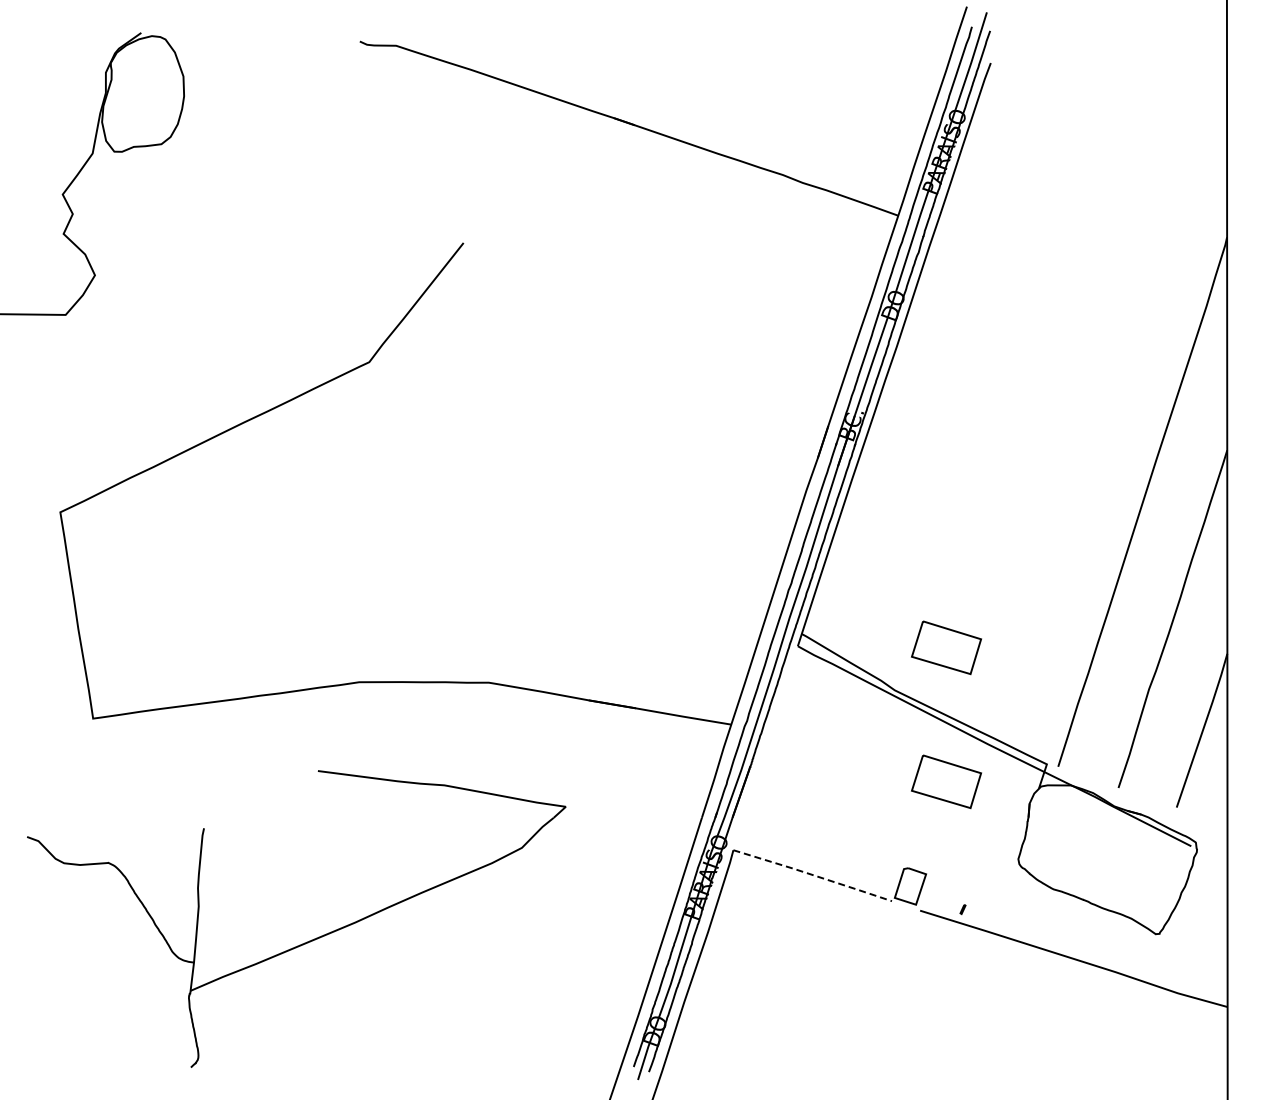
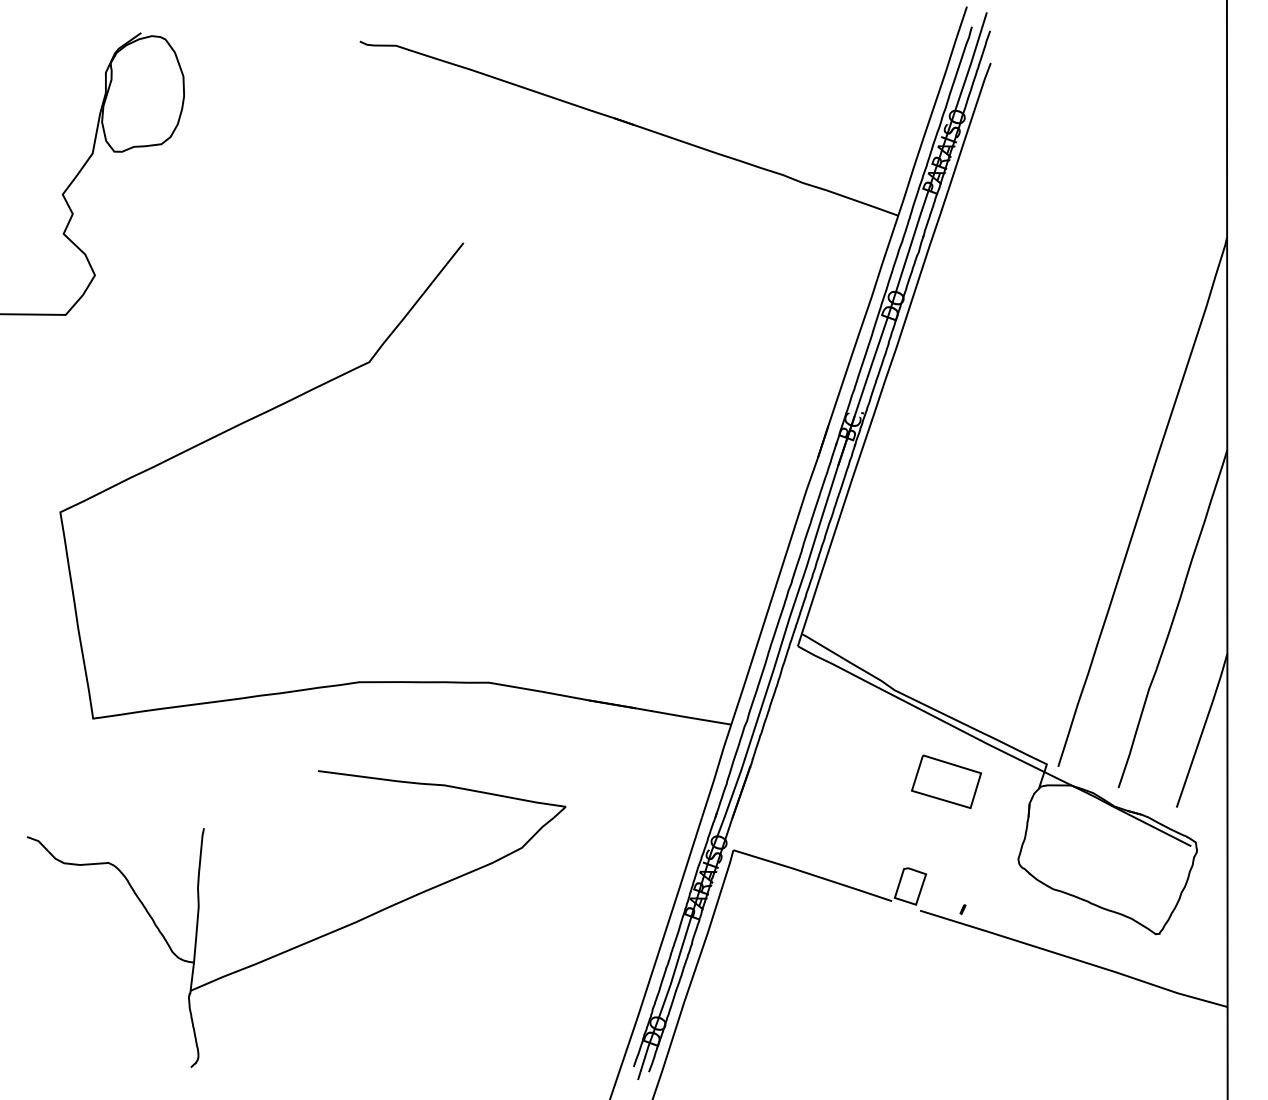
part: present -> none (946, 647)
line: dashed -> solid (812, 875)
